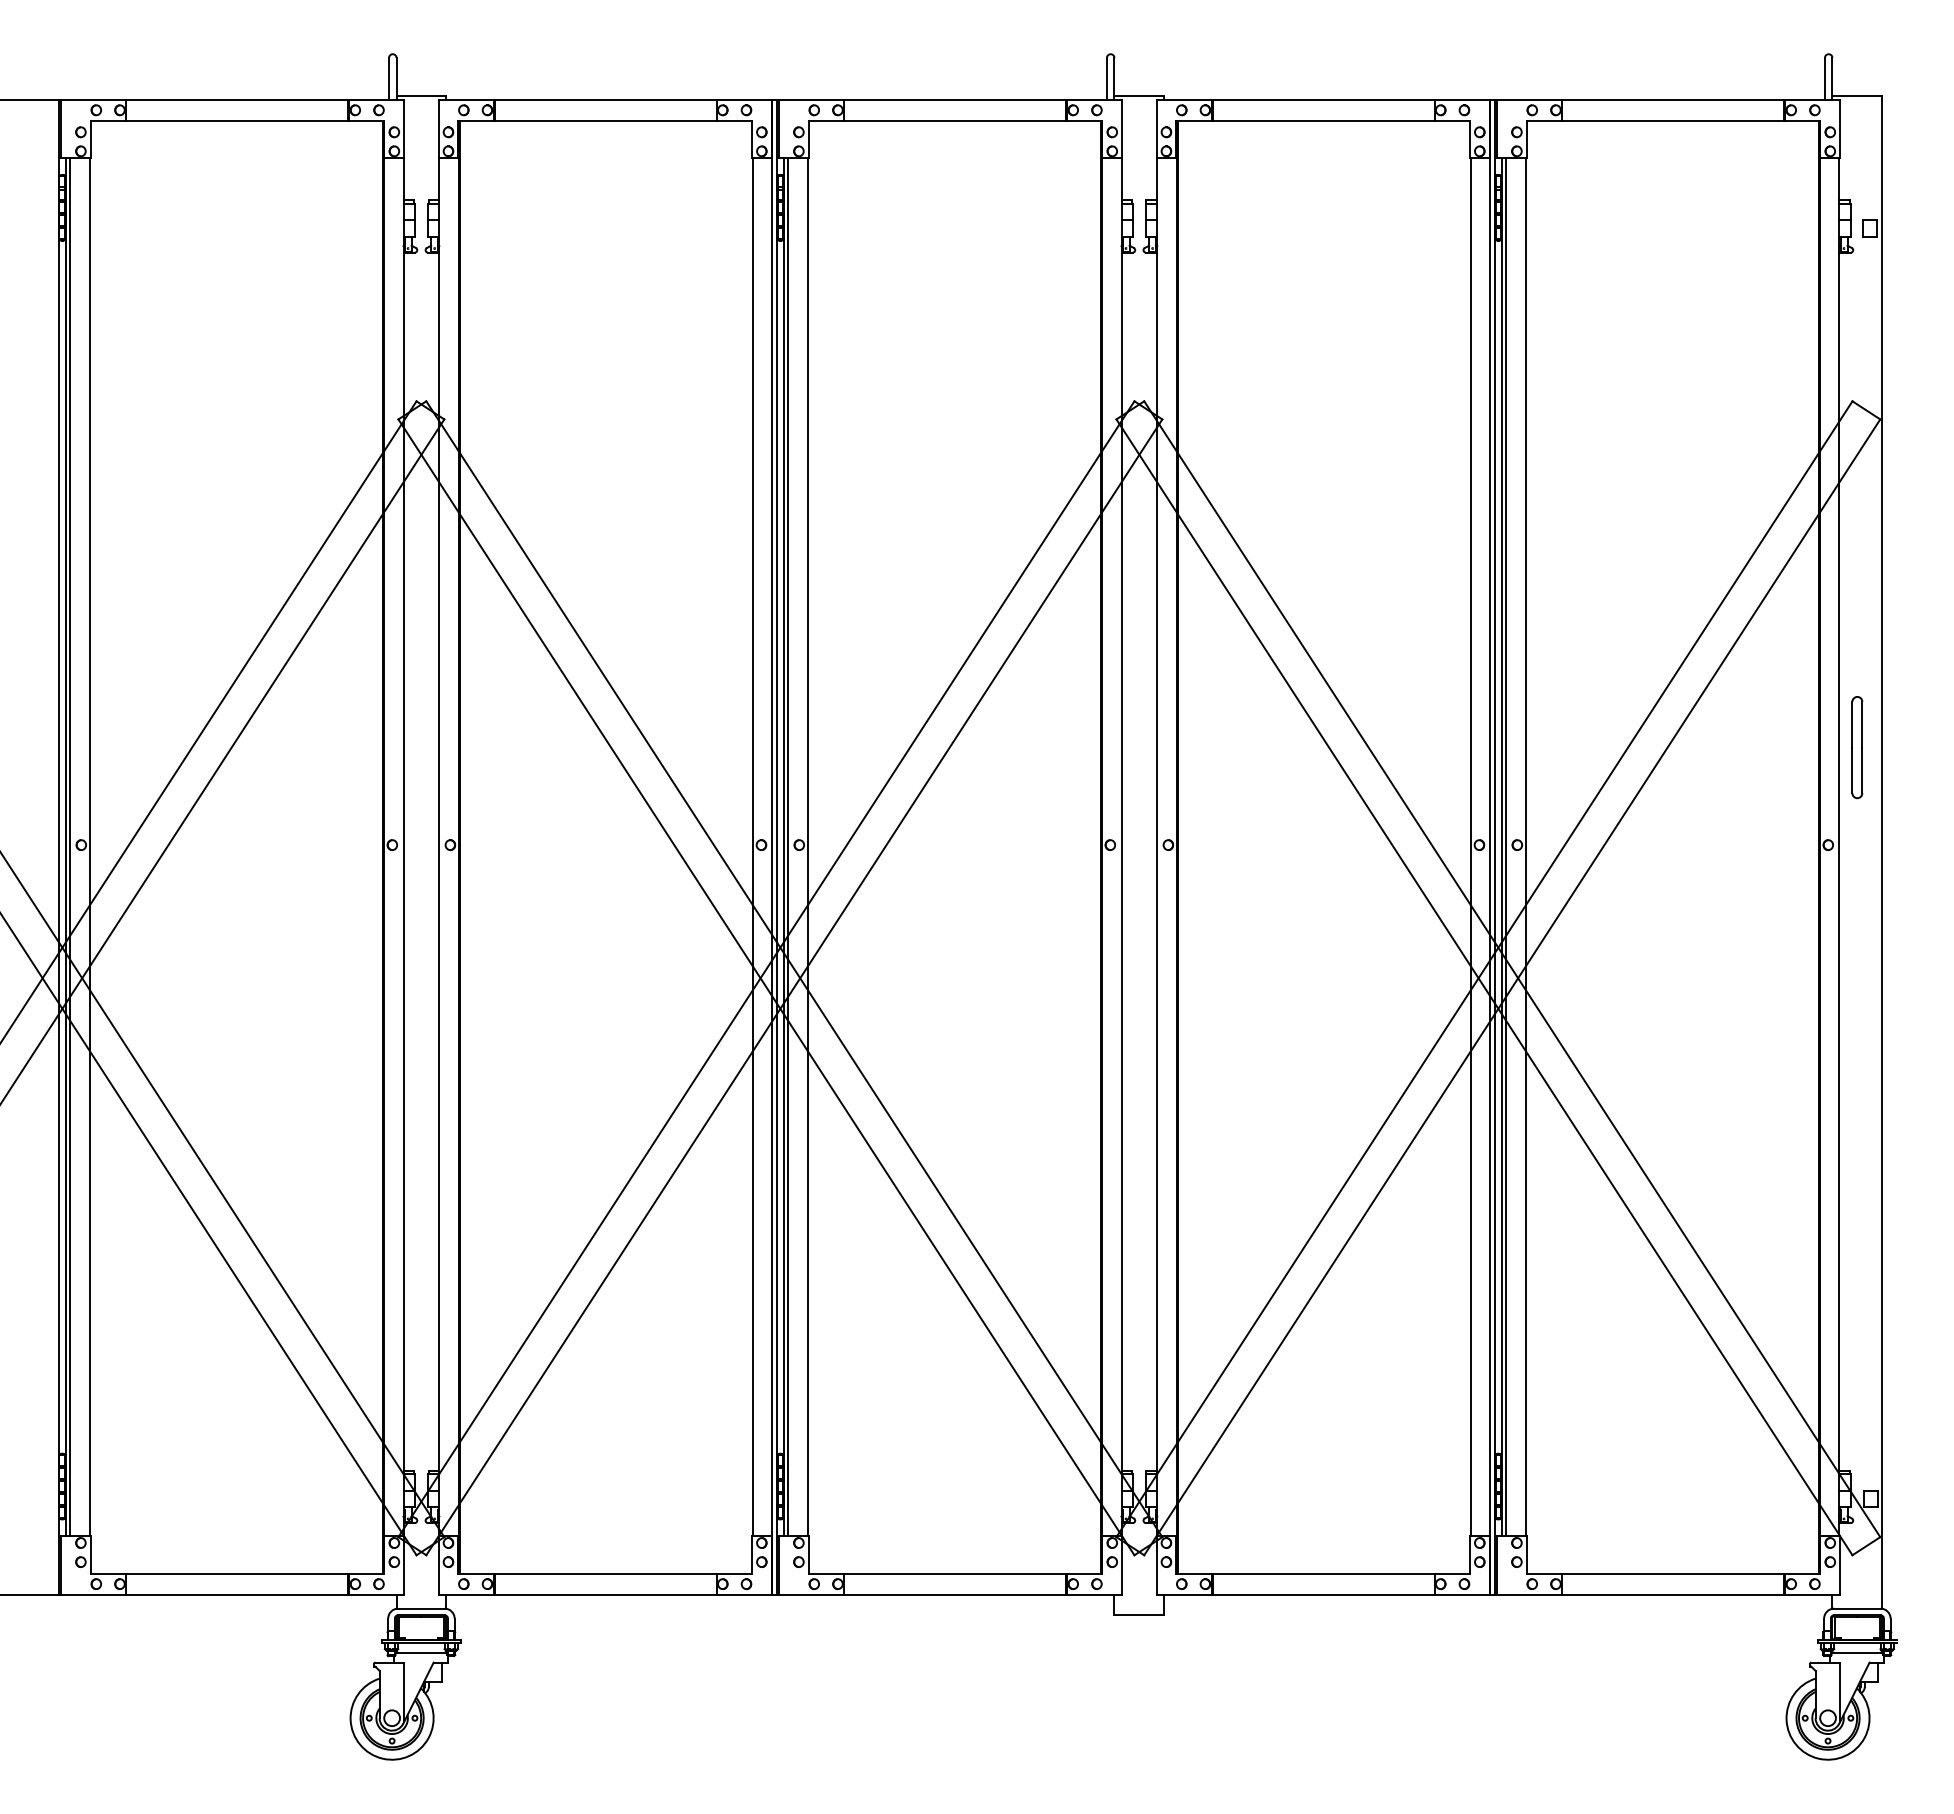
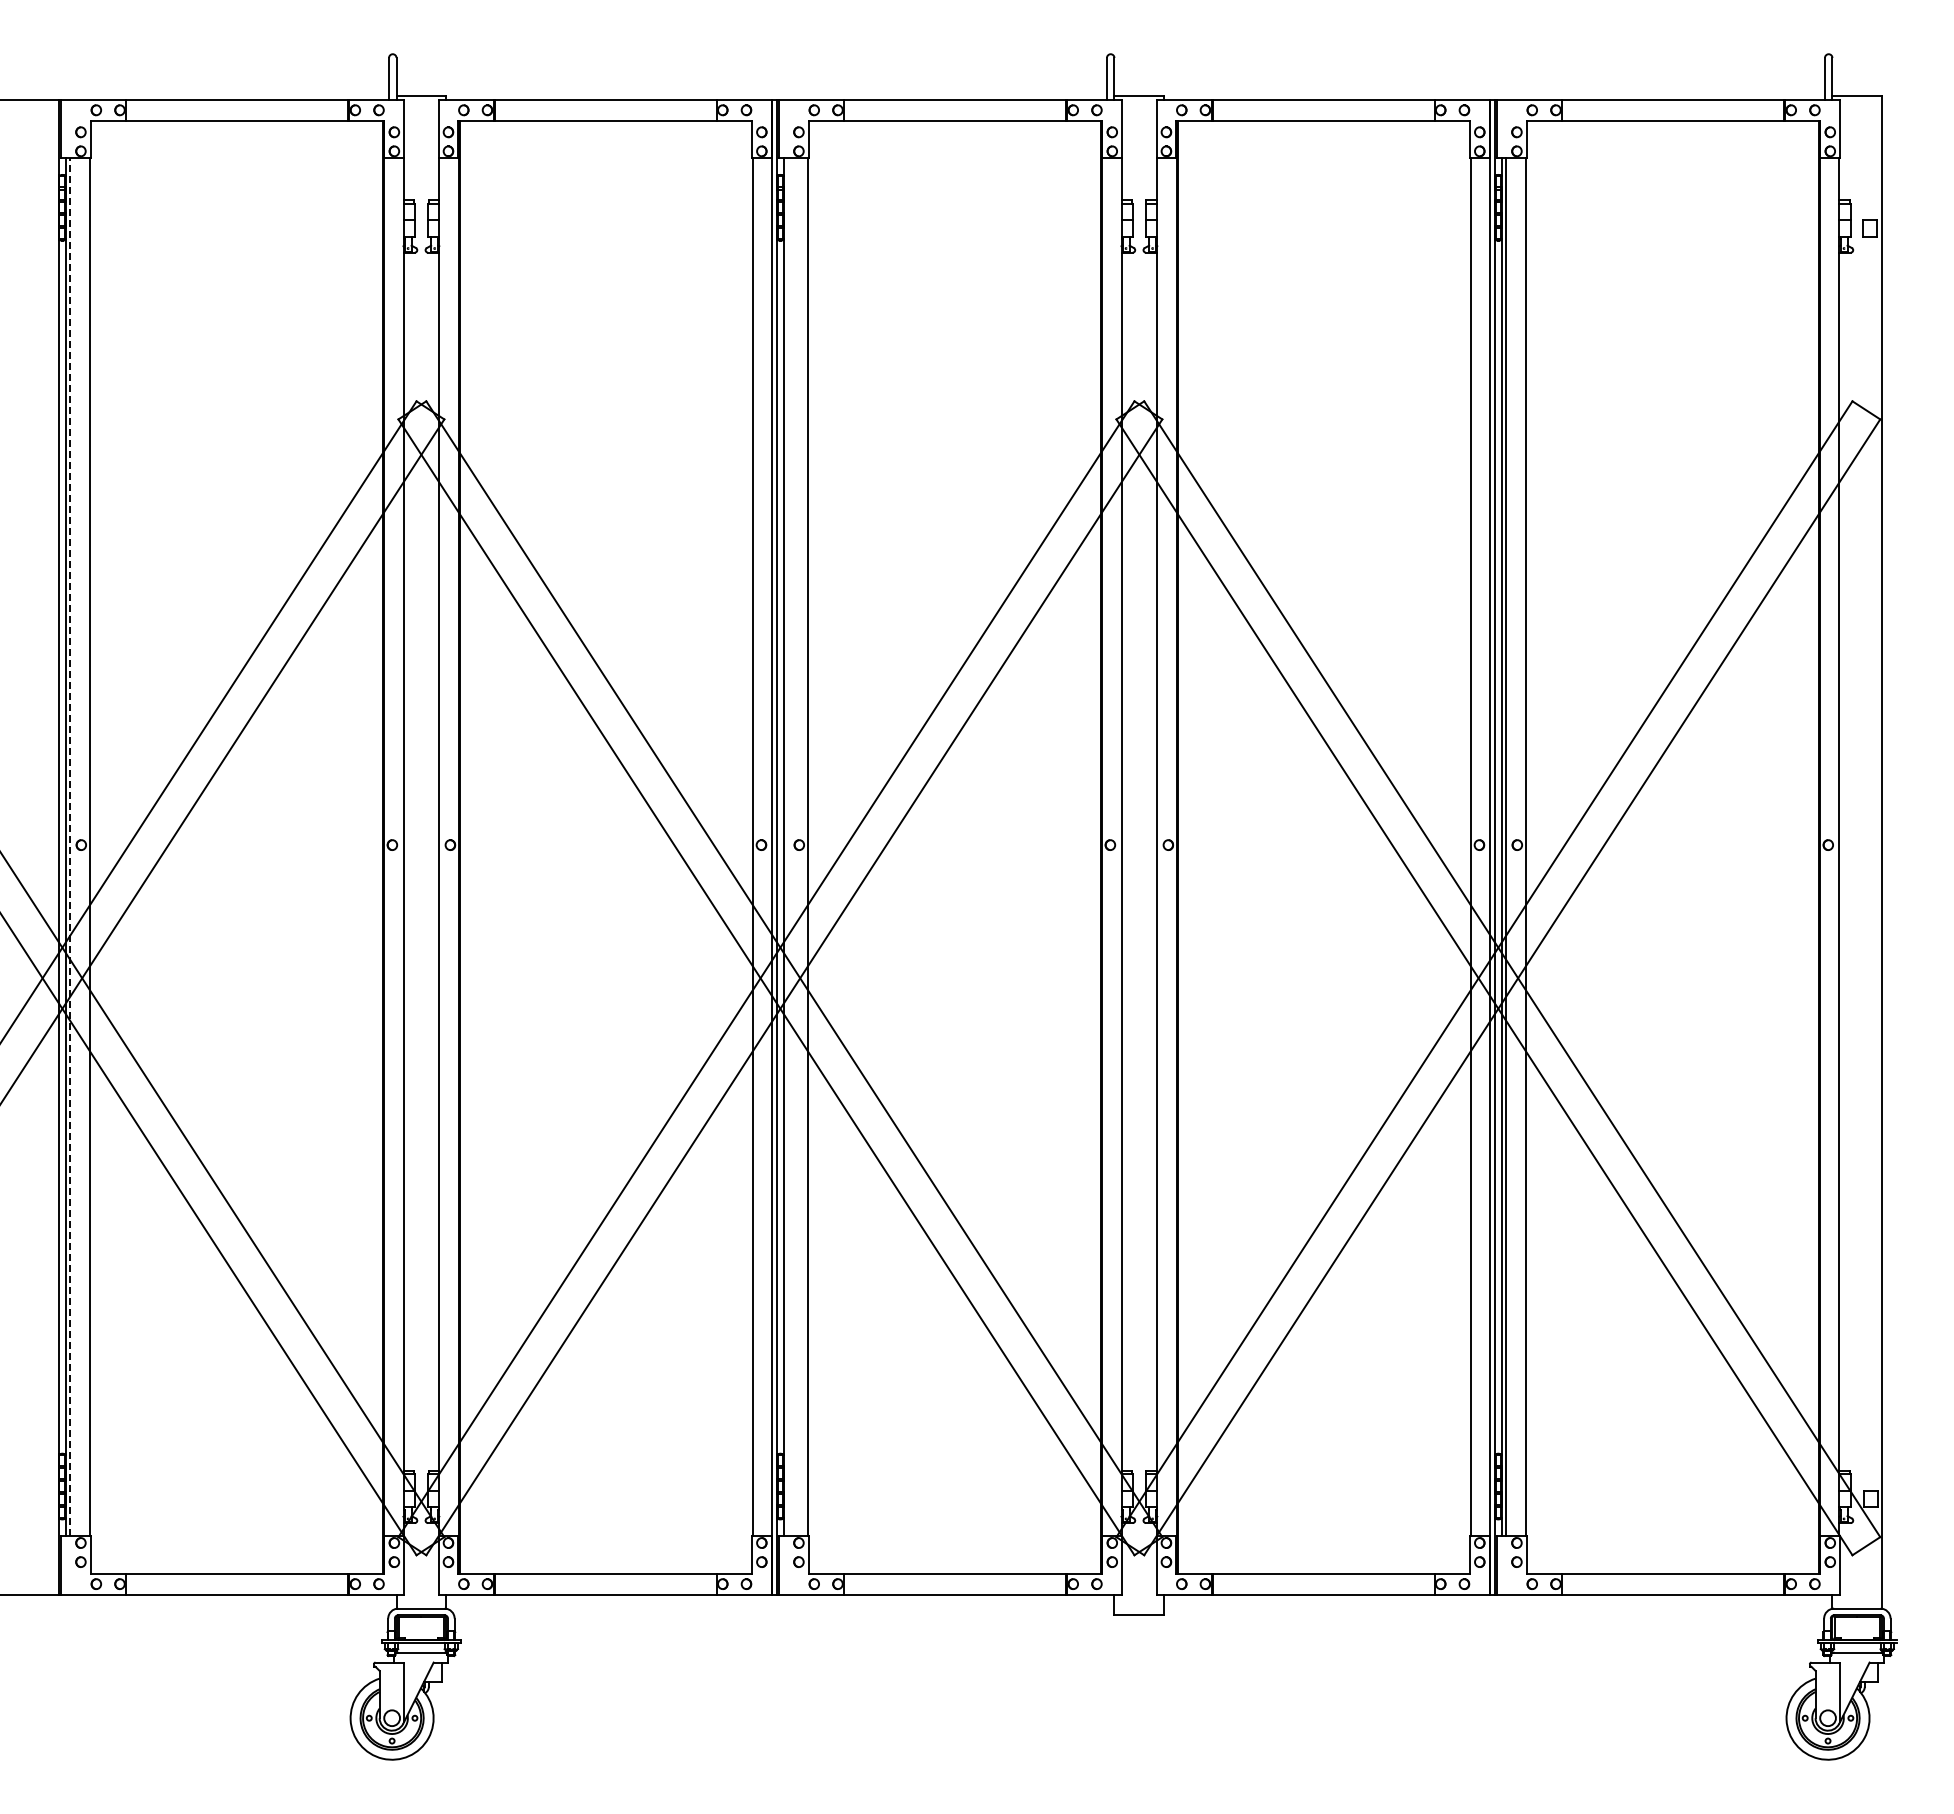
part: present -> none (1857, 747)
line: solid -> dashed (70, 846)
line: present -> none (788, 847)
